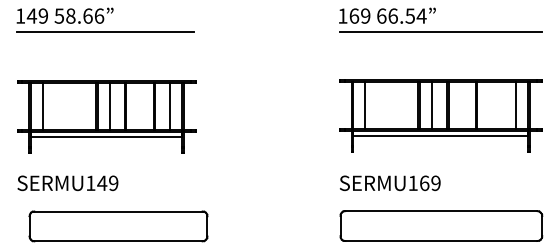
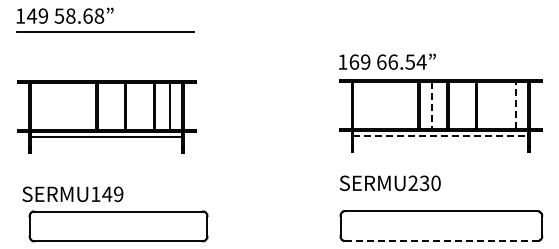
text: 58.66 -> 58.68 (99, 15)
text position: (387, 15) -> (387, 61) (387, 61)
line: present -> none (440, 32)
line: present -> none (365, 105)
line: solid -> dashed (516, 105)
line: present -> none (42, 106)
line: present -> none (109, 106)
line: solid -> dashed (431, 106)
line: solid -> dashed (440, 135)
text: SERMU169 -> SERMU230 (424, 182)
text position: (67, 183) -> (72, 194) (72, 194)
line: solid -> dashed (441, 240)
